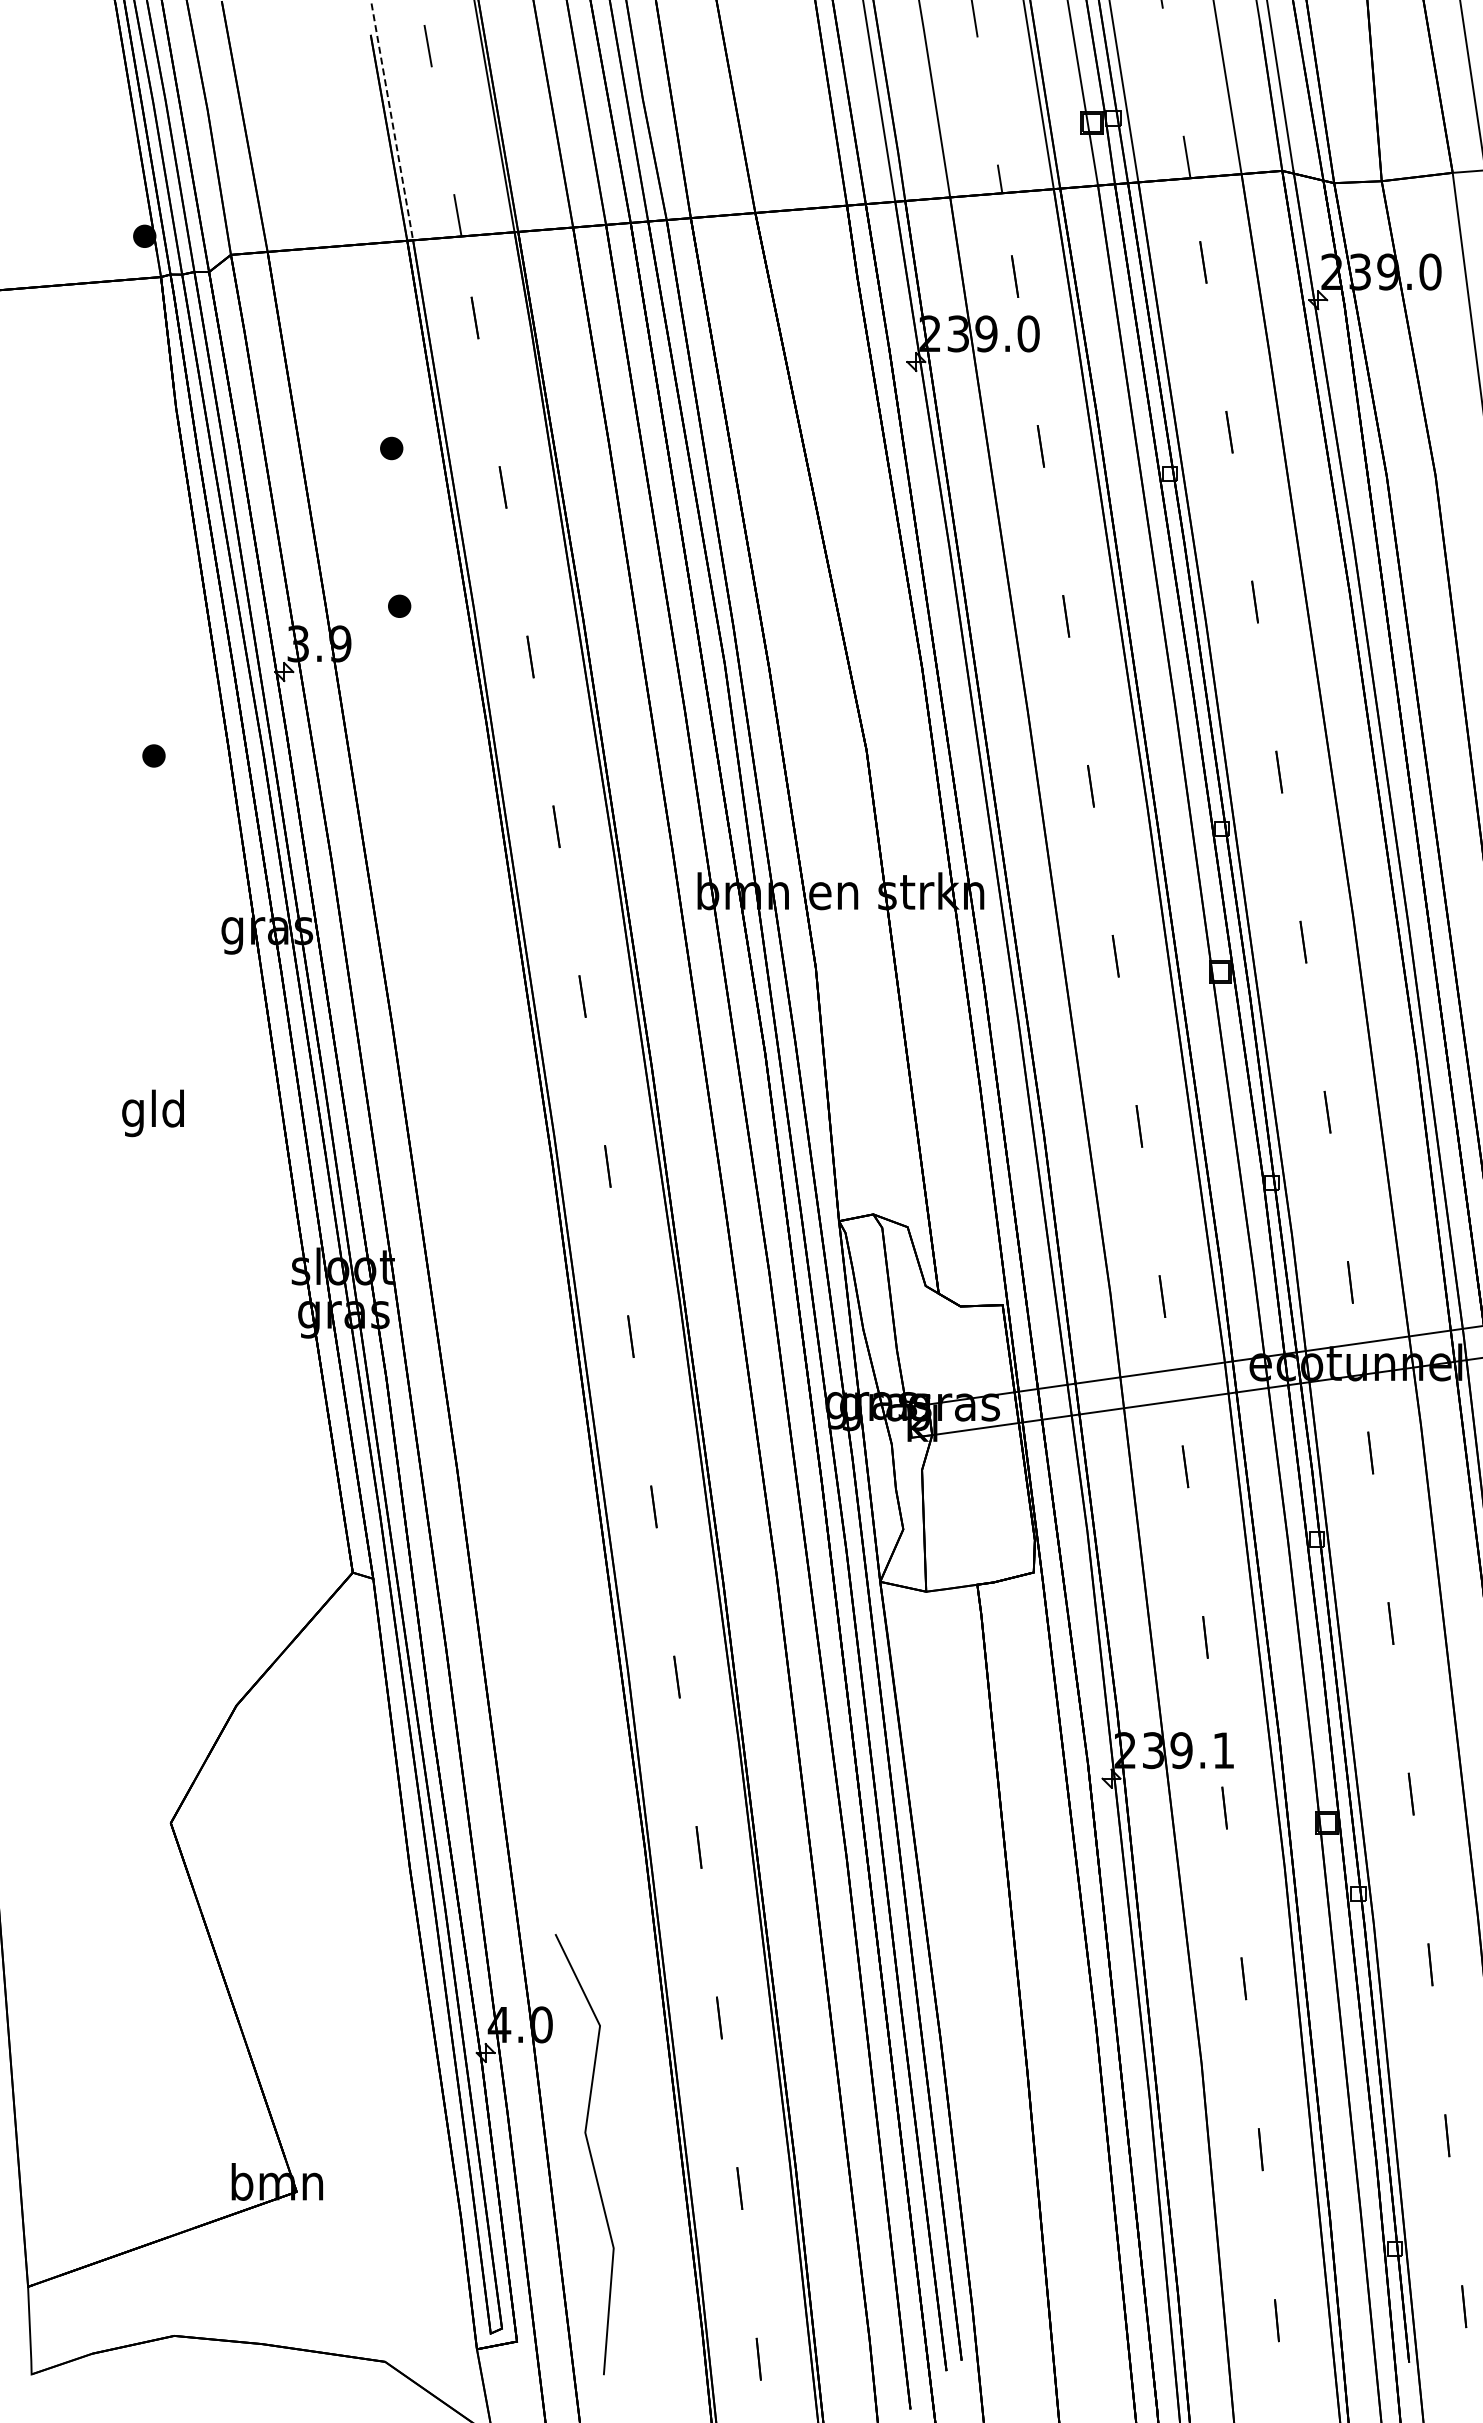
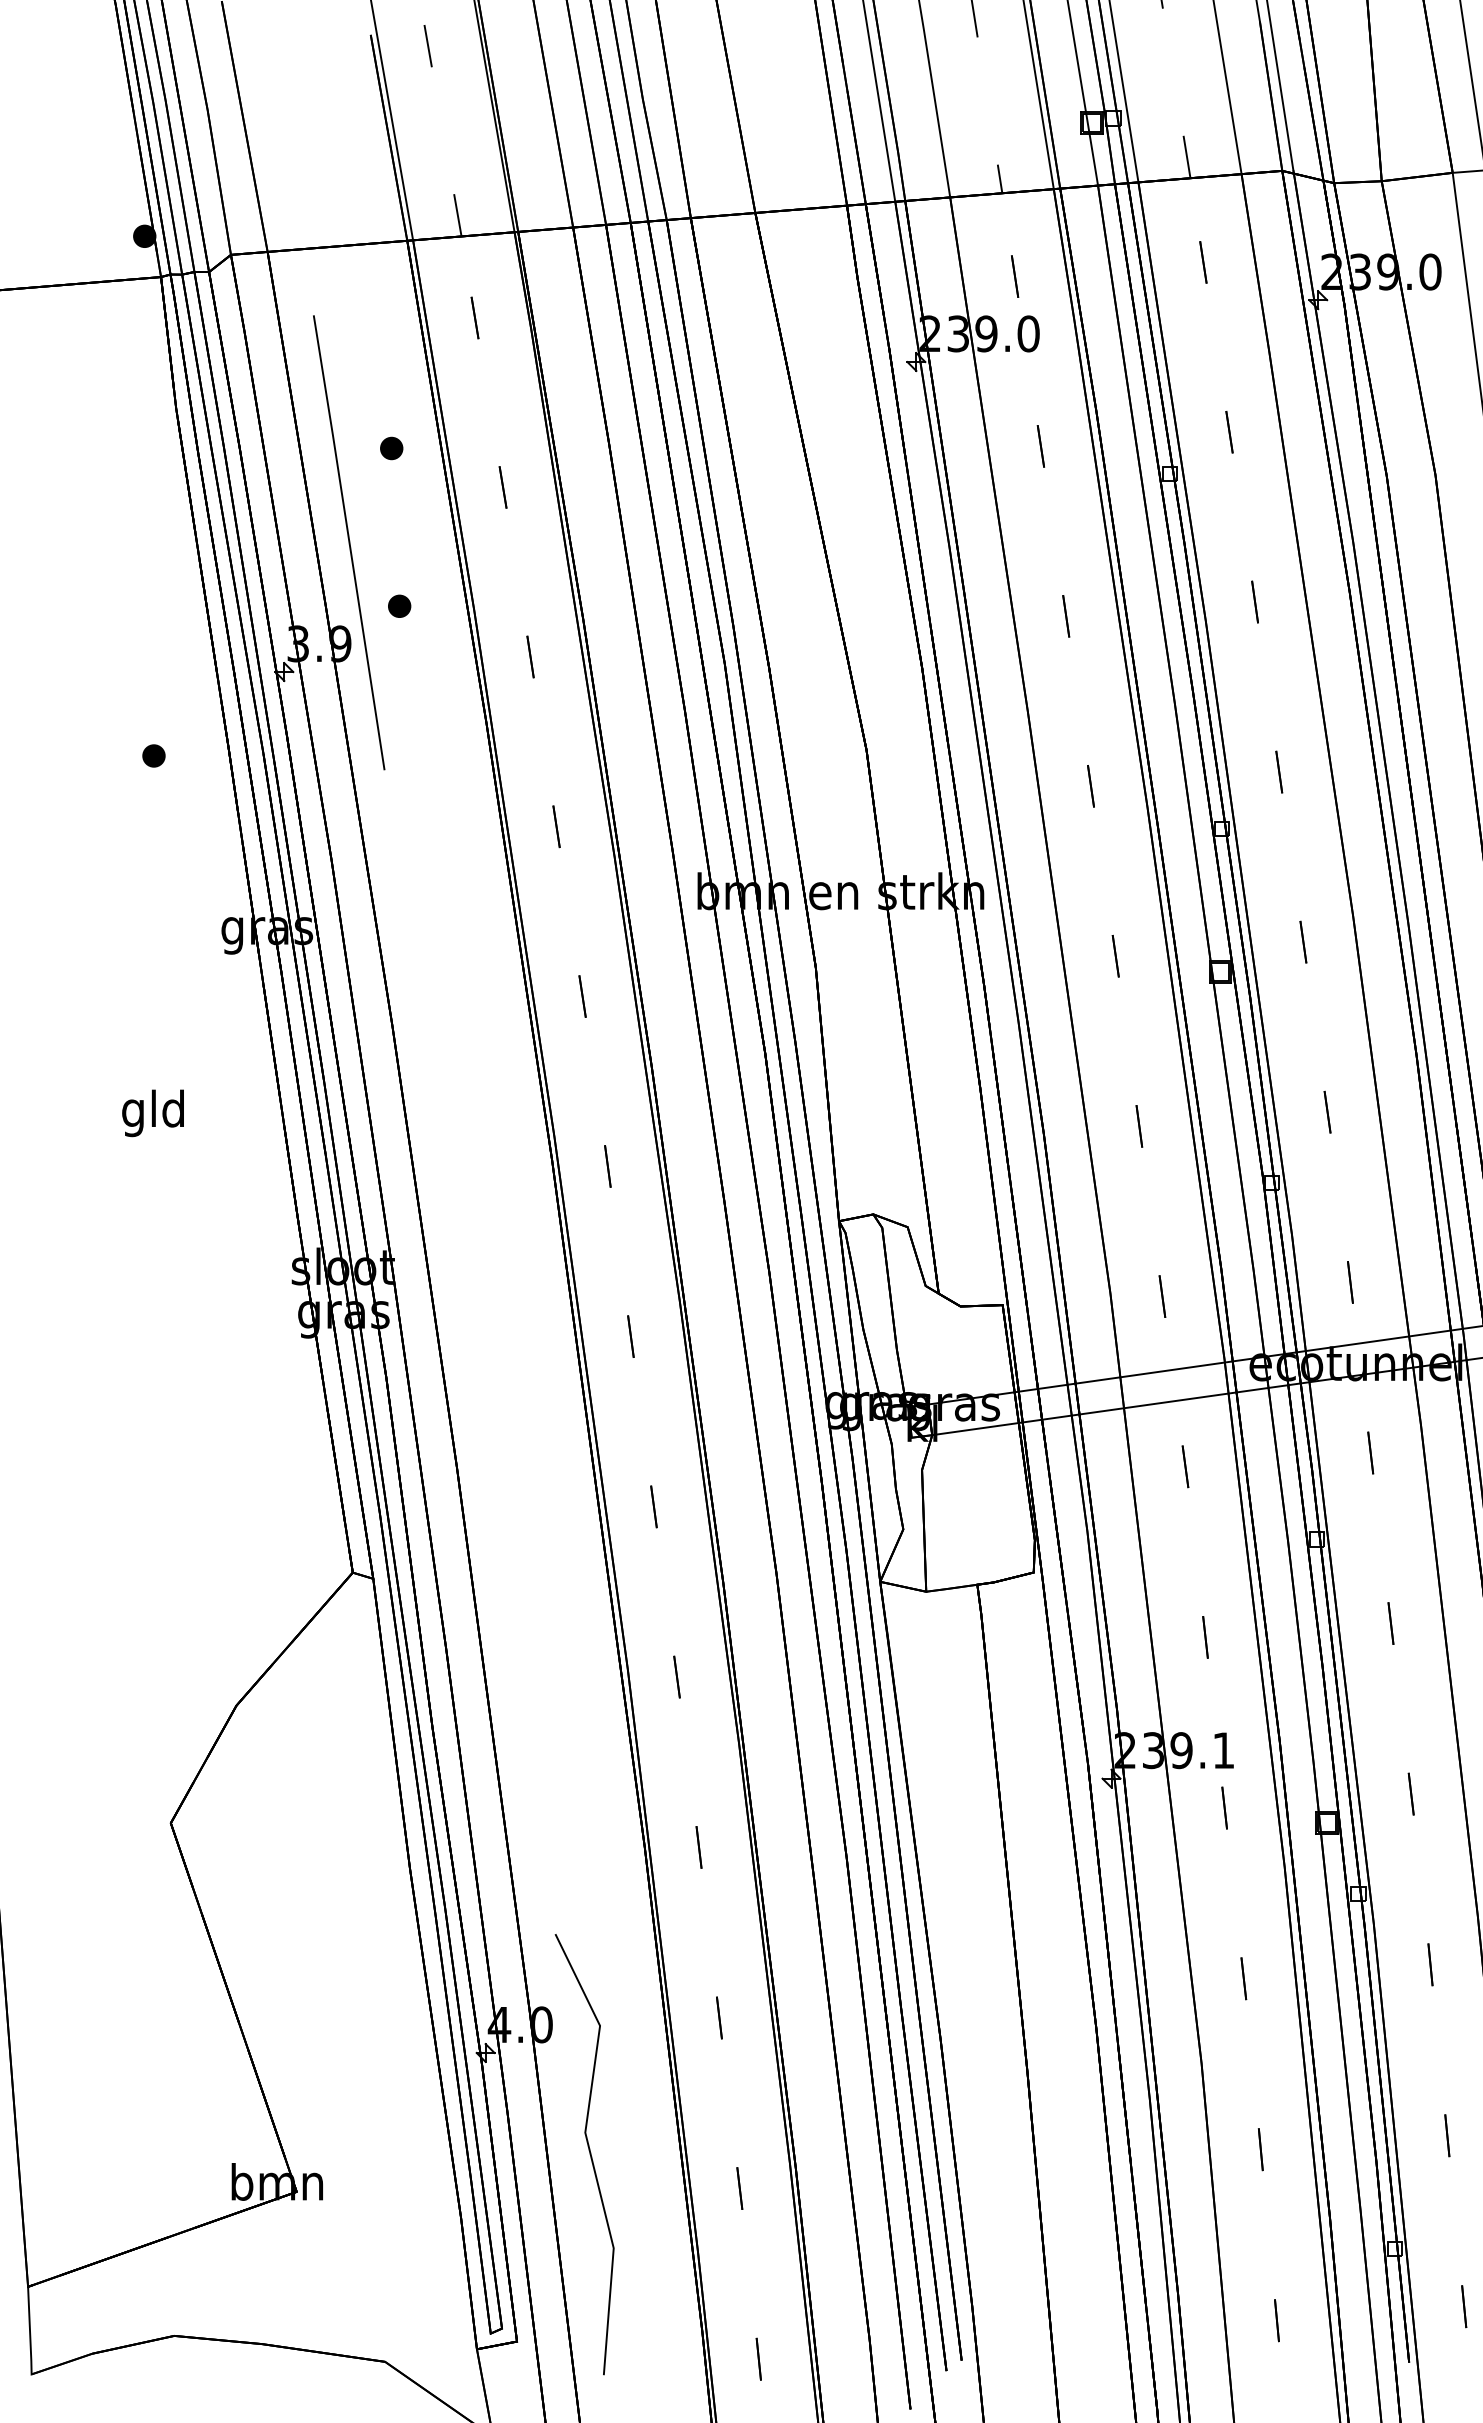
line: dashed -> solid (392, 120)
line: none -> present (349, 542)
